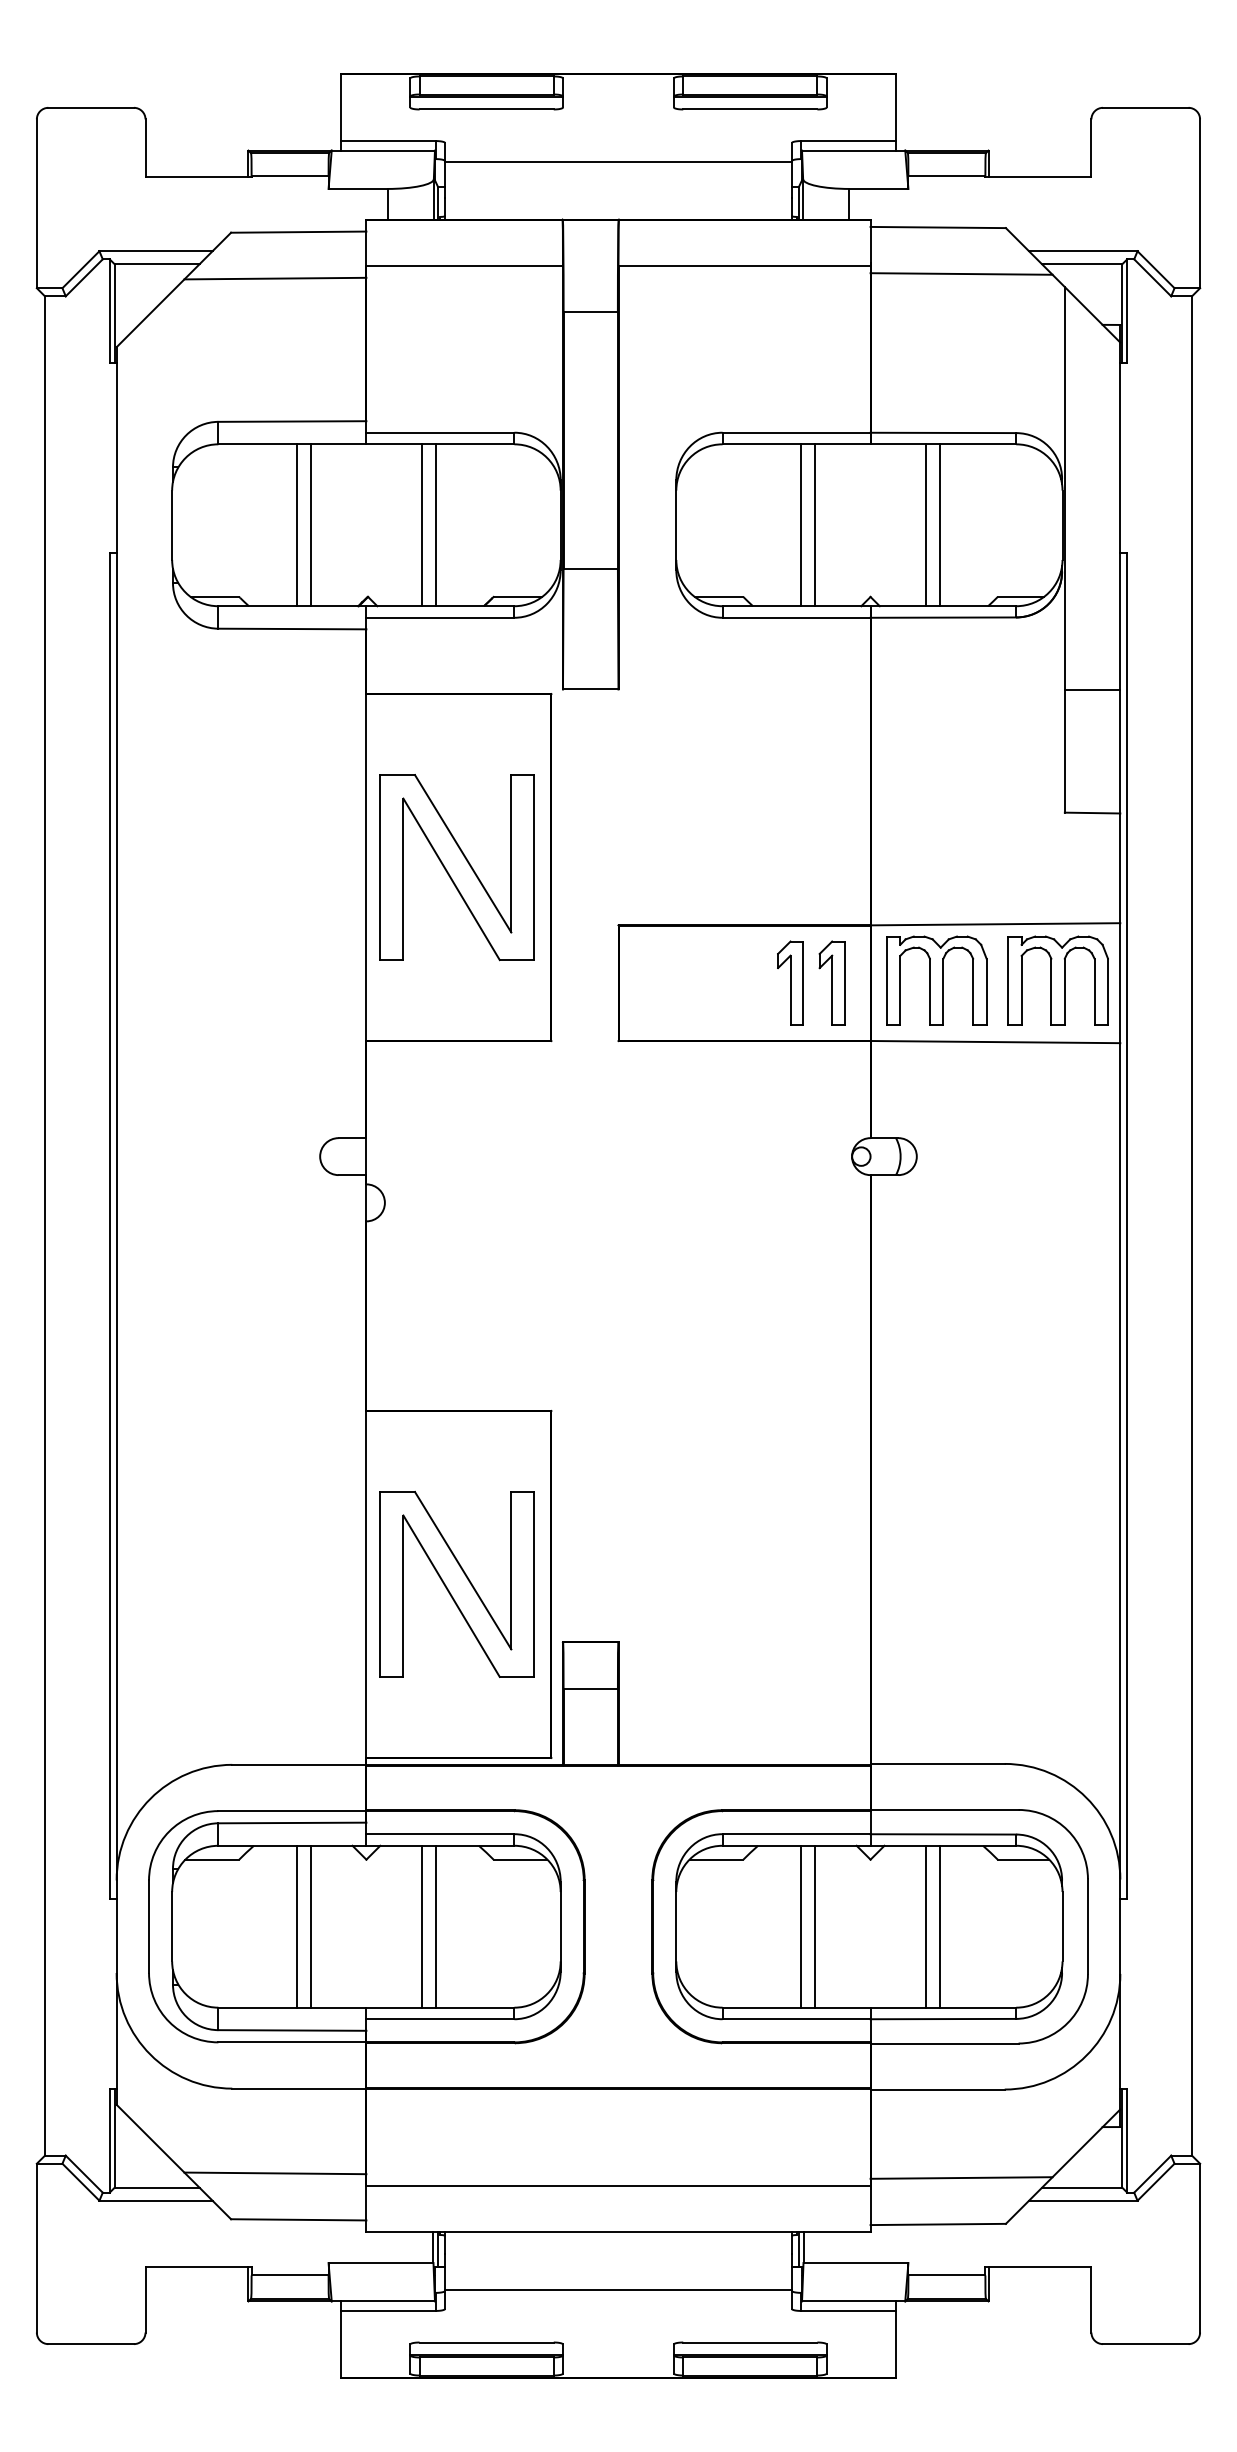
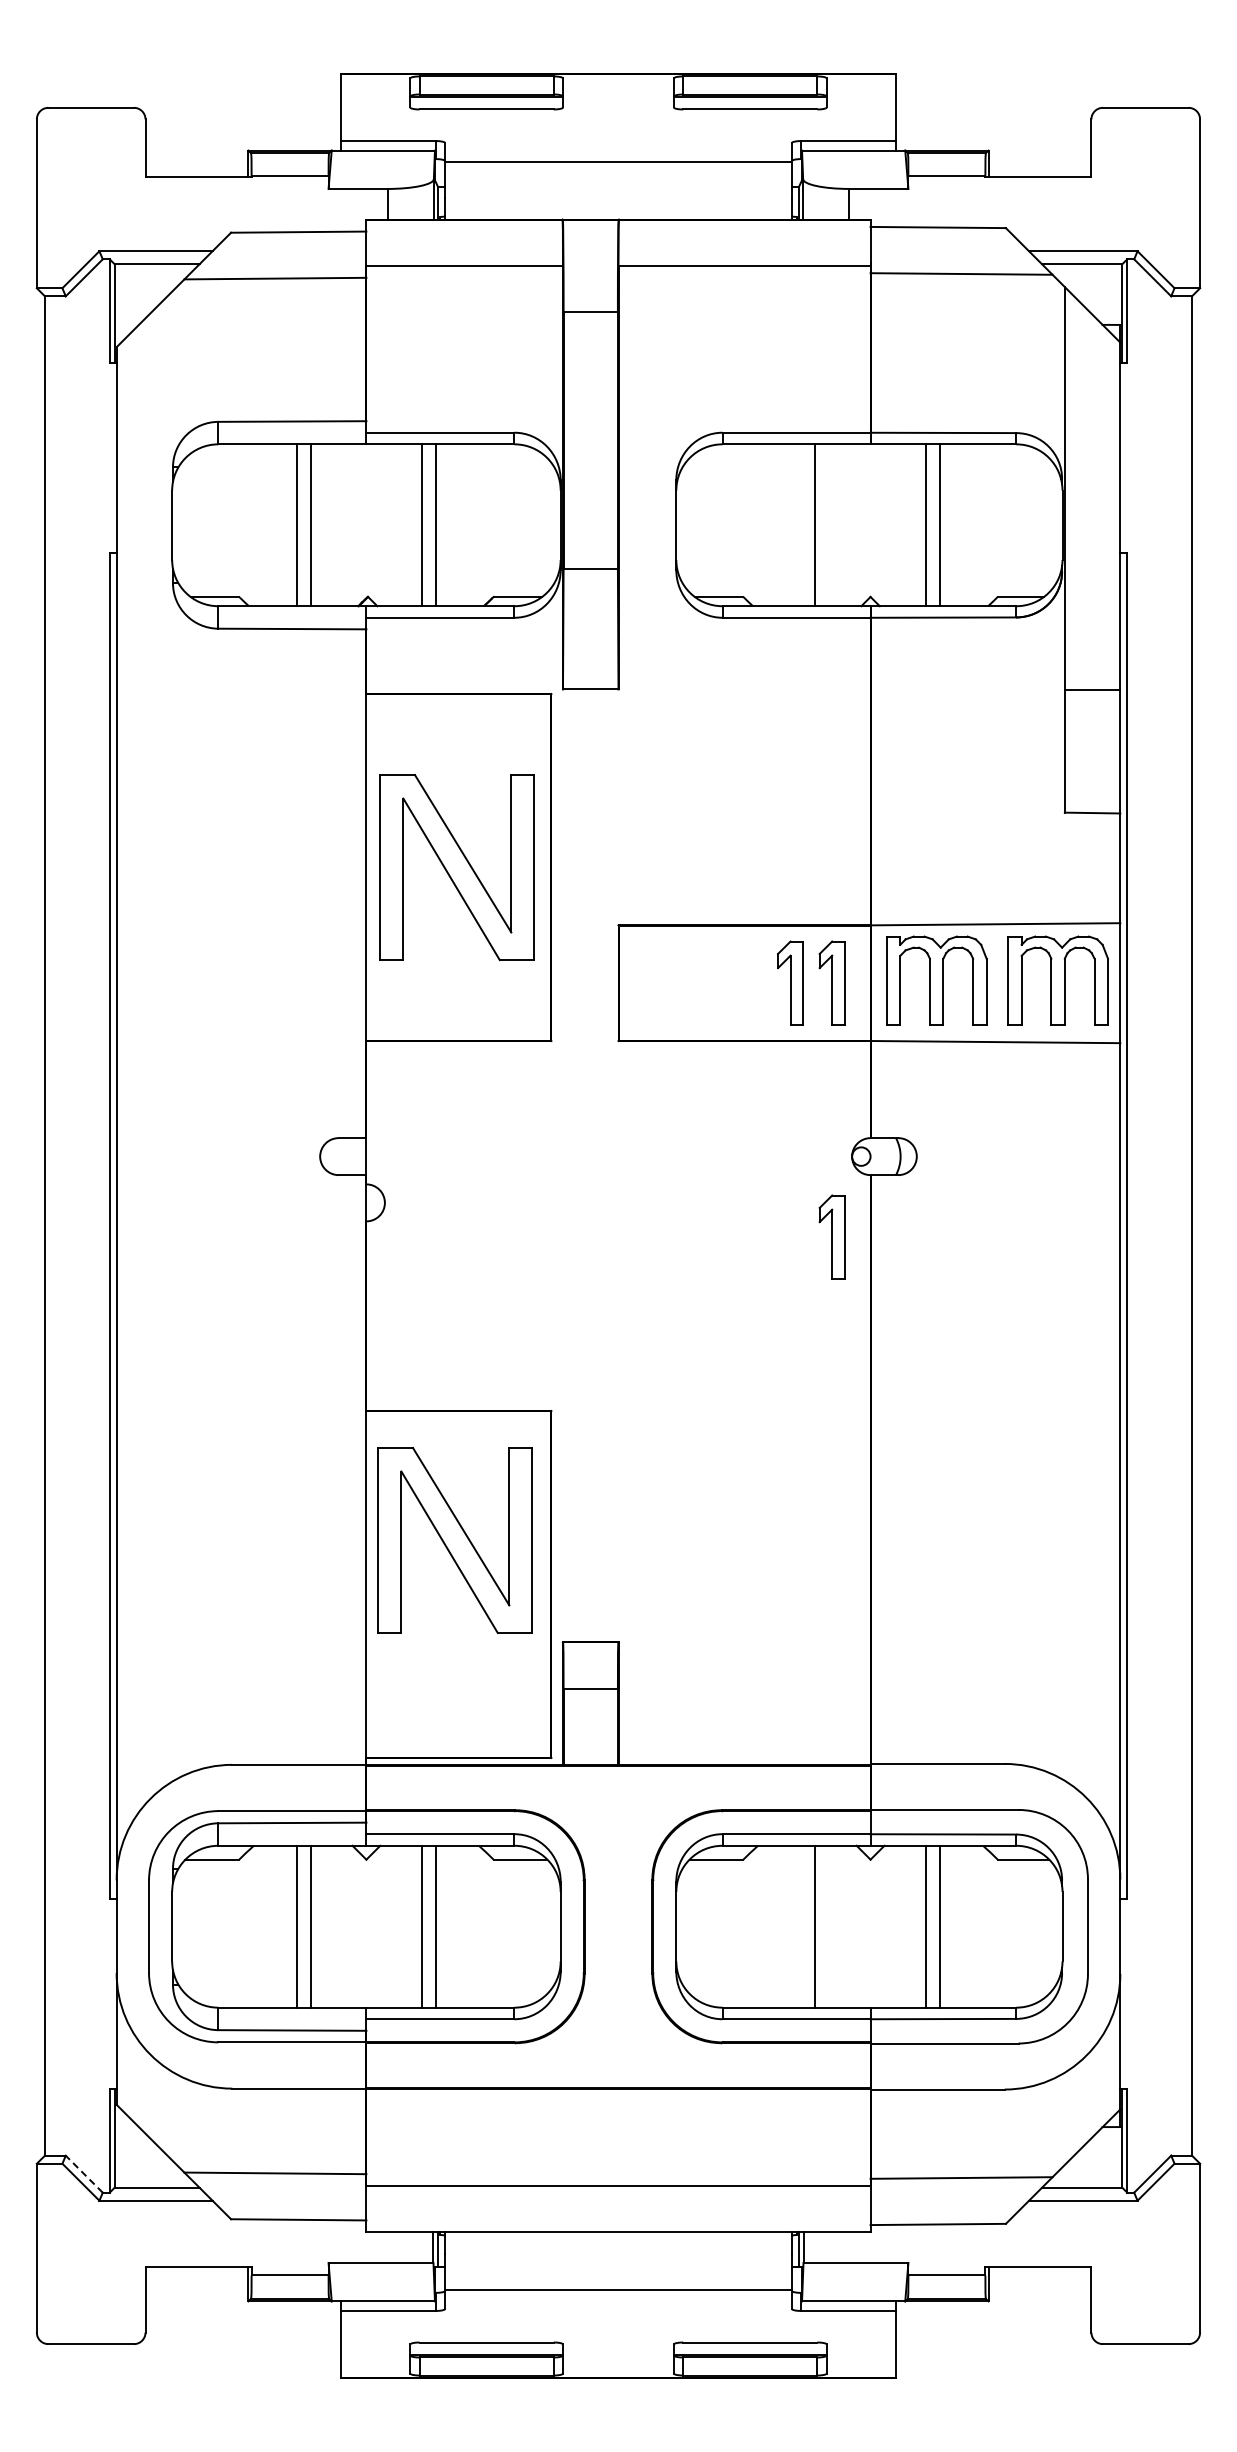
line: present -> none (801, 525)
part: none -> present (831, 1236)
part position: (456, 1583) -> (454, 1539) (454, 1539)
line: present -> none (801, 1926)
line: solid -> dashed (83, 2173)
